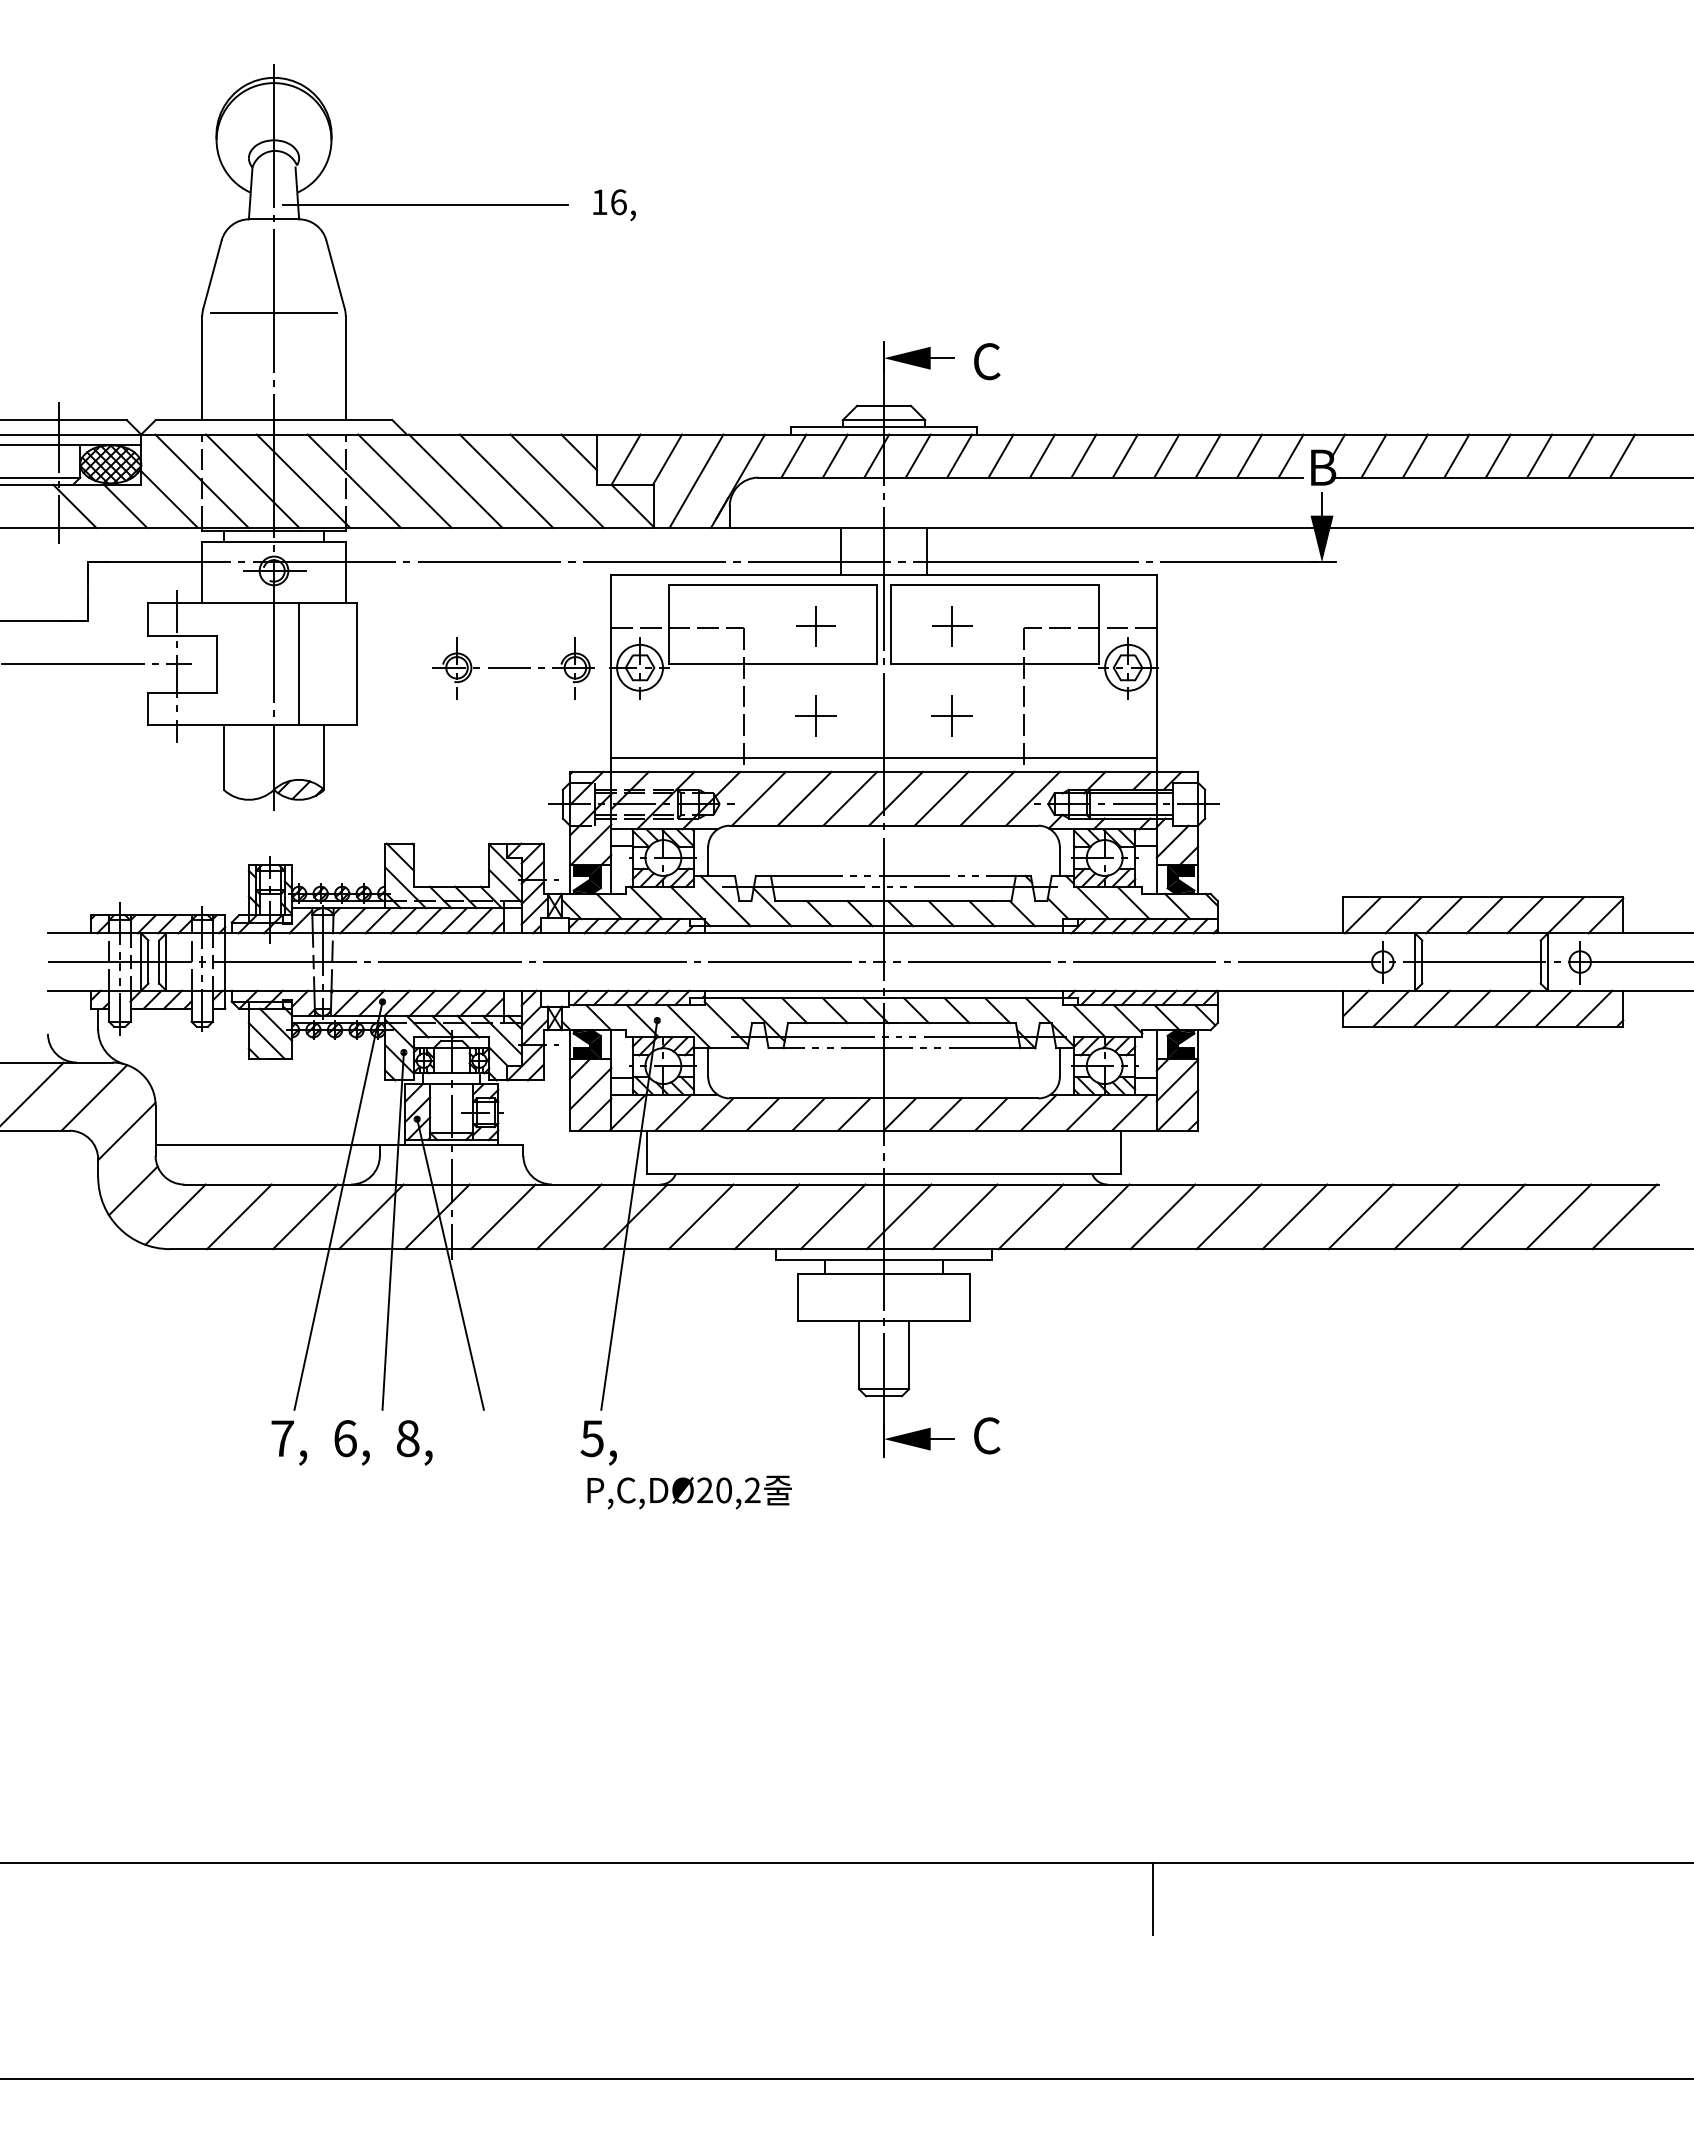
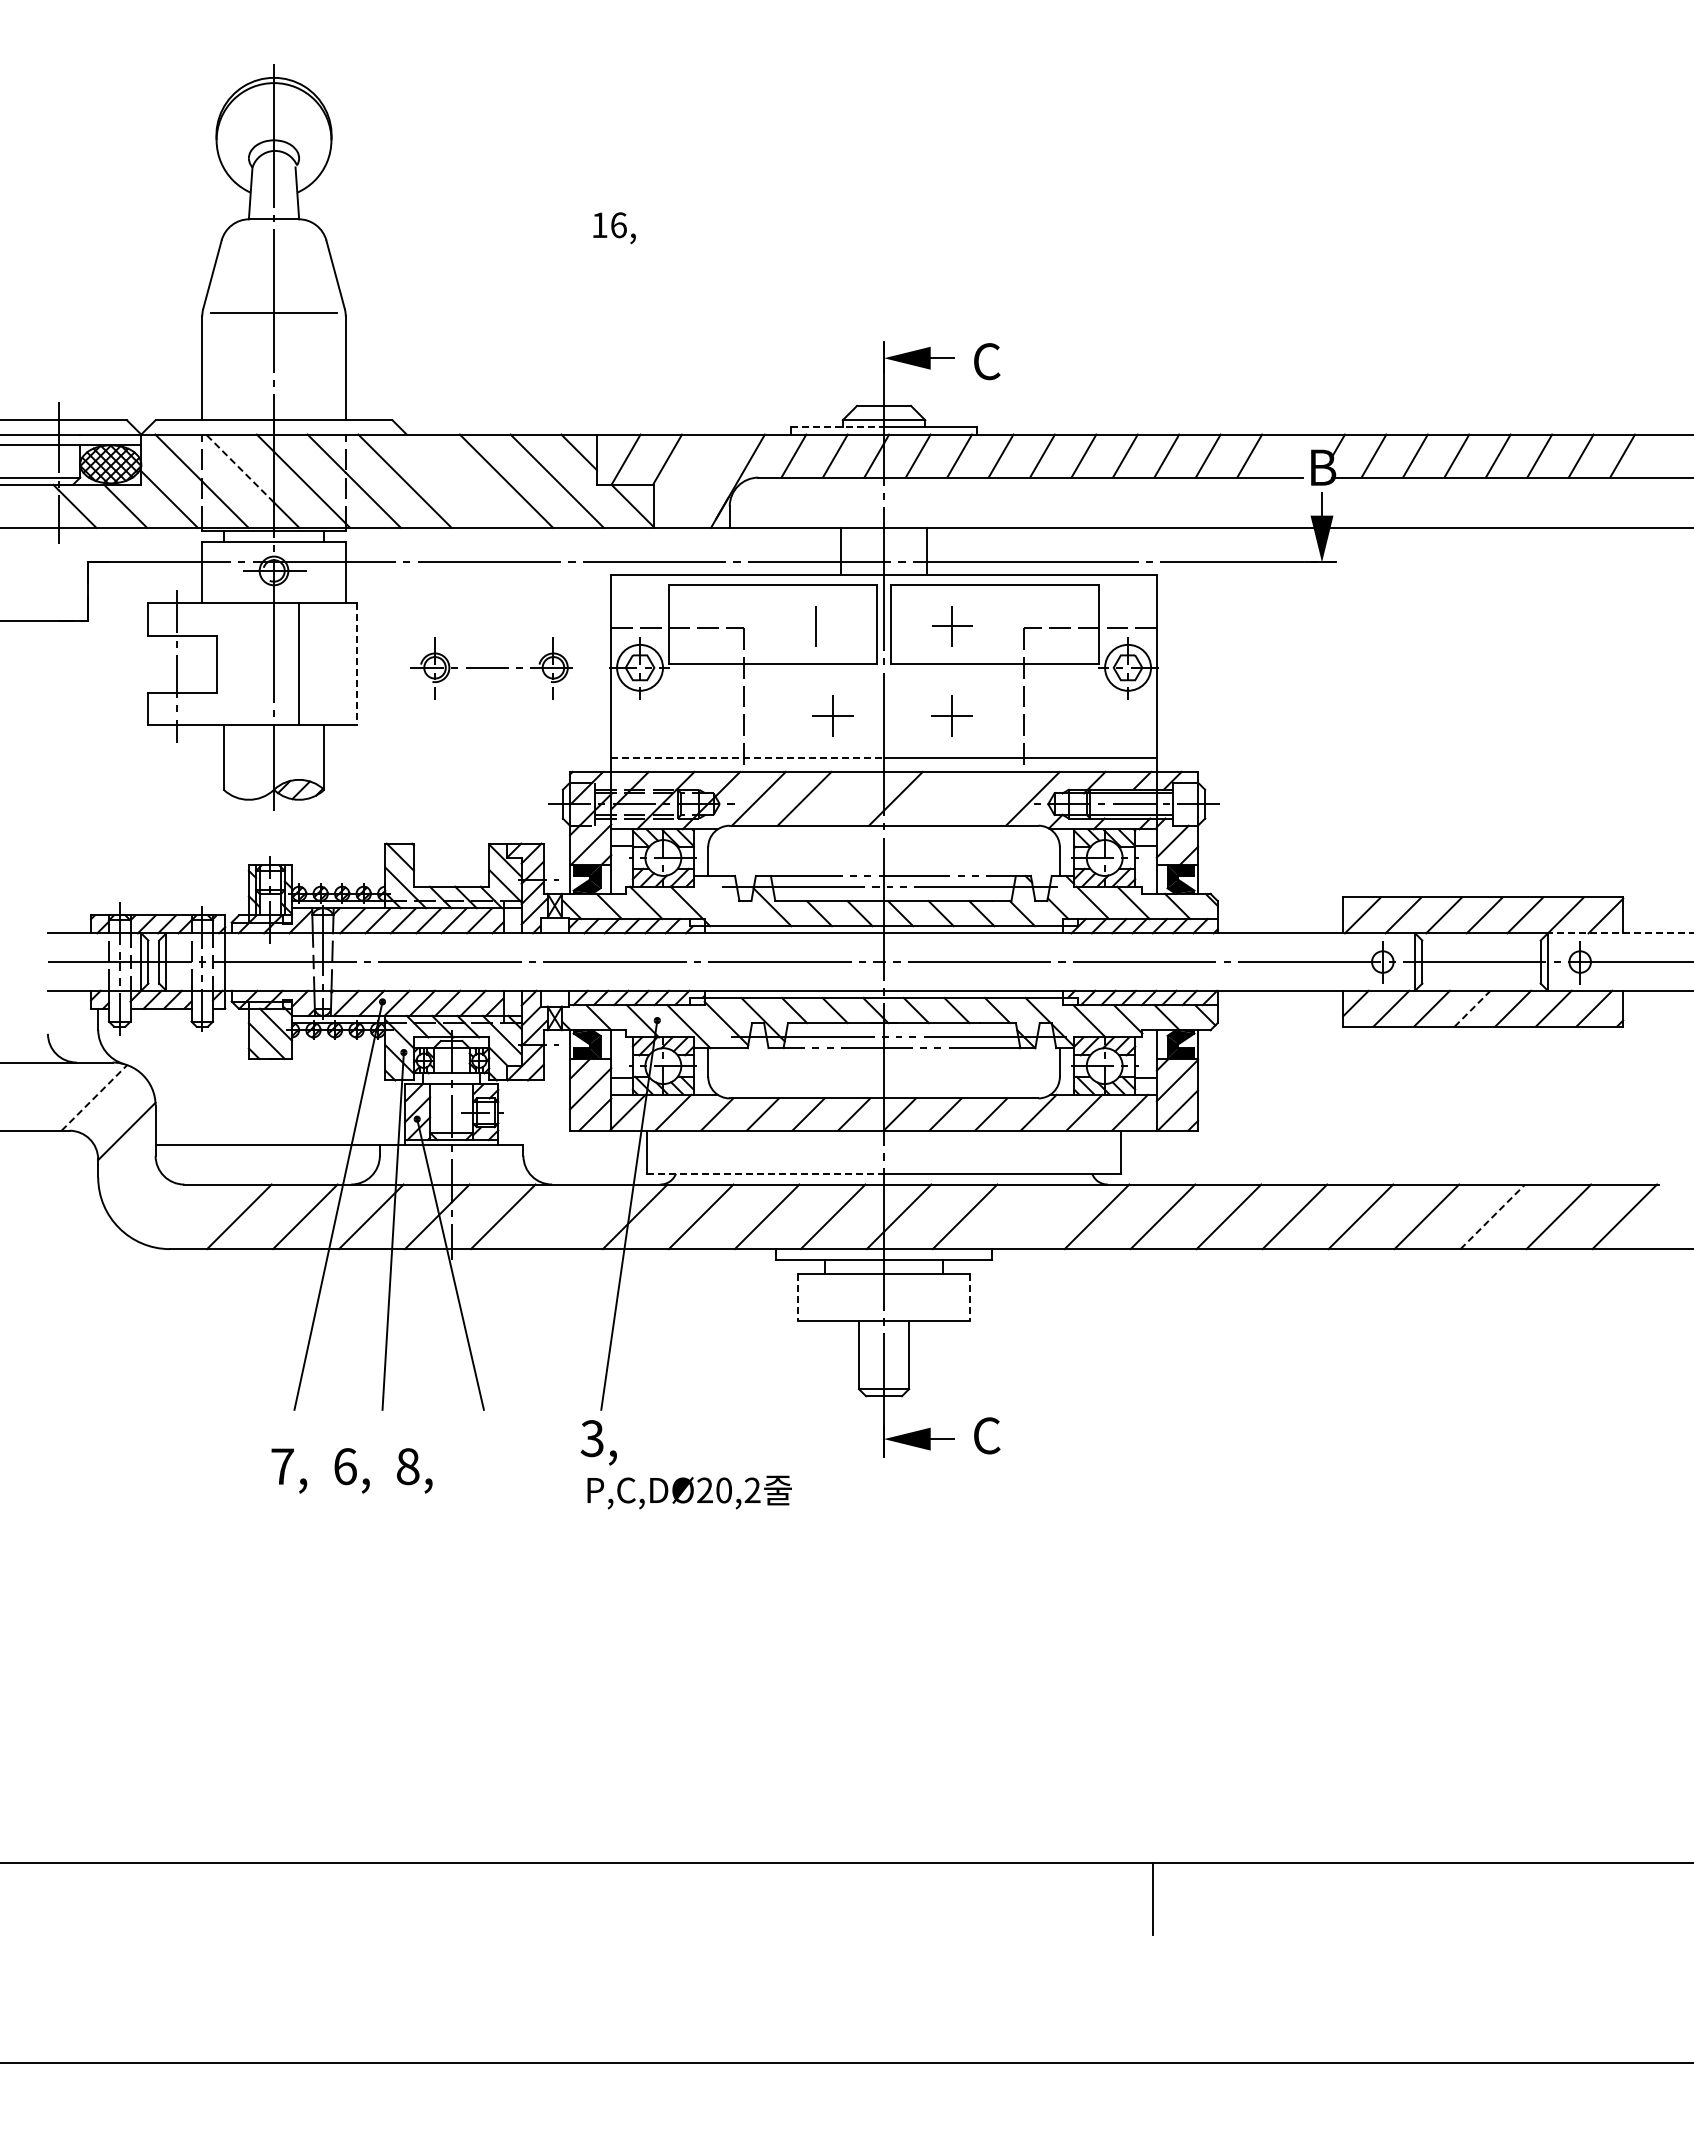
line: present -> none (425, 204)
text position: (614, 205) -> (614, 228) (614, 228)
line: solid -> dashed (837, 427)
line: present -> none (1290, 455)
line: solid -> dashed (239, 468)
line: present -> none (455, 480)
line: present -> none (696, 480)
line: present -> none (815, 626)
line: present -> none (96, 664)
line: solid -> dashed (356, 664)
part position: (513, 668) -> (491, 668) (491, 668)
part position: (815, 715) -> (832, 715) (832, 715)
line: solid -> dashed (748, 757)
line: present -> none (850, 798)
line: present -> none (941, 798)
line: present -> none (987, 798)
line: present -> none (725, 900)
line: solid -> dashed (1620, 933)
line: solid -> dashed (1472, 1008)
line: present -> none (32, 1093)
line: solid -> dashed (94, 1097)
line: solid -> dashed (766, 1173)
line: present -> none (133, 1190)
line: present -> none (175, 1214)
line: present -> none (568, 1216)
line: present -> none (1030, 1216)
line: solid -> dashed (1492, 1216)
line: solid -> dashed (797, 1298)
line: solid -> dashed (970, 1298)
text: 5, -> 3, (591, 1438)
text position: (351, 1442) -> (351, 1470) (351, 1470)
line position: (846, 2078) -> (846, 2062) (846, 2062)
